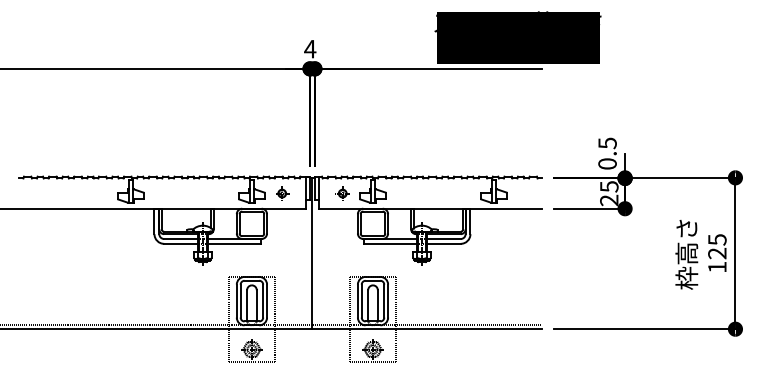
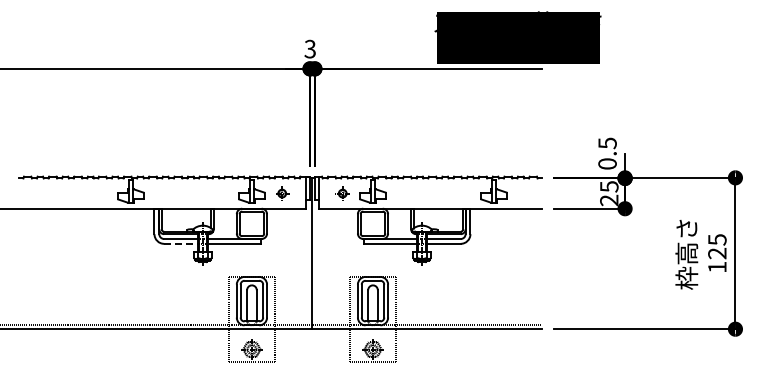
text: 4 -> 3 (310, 48)
line: solid -> dashed (181, 243)
